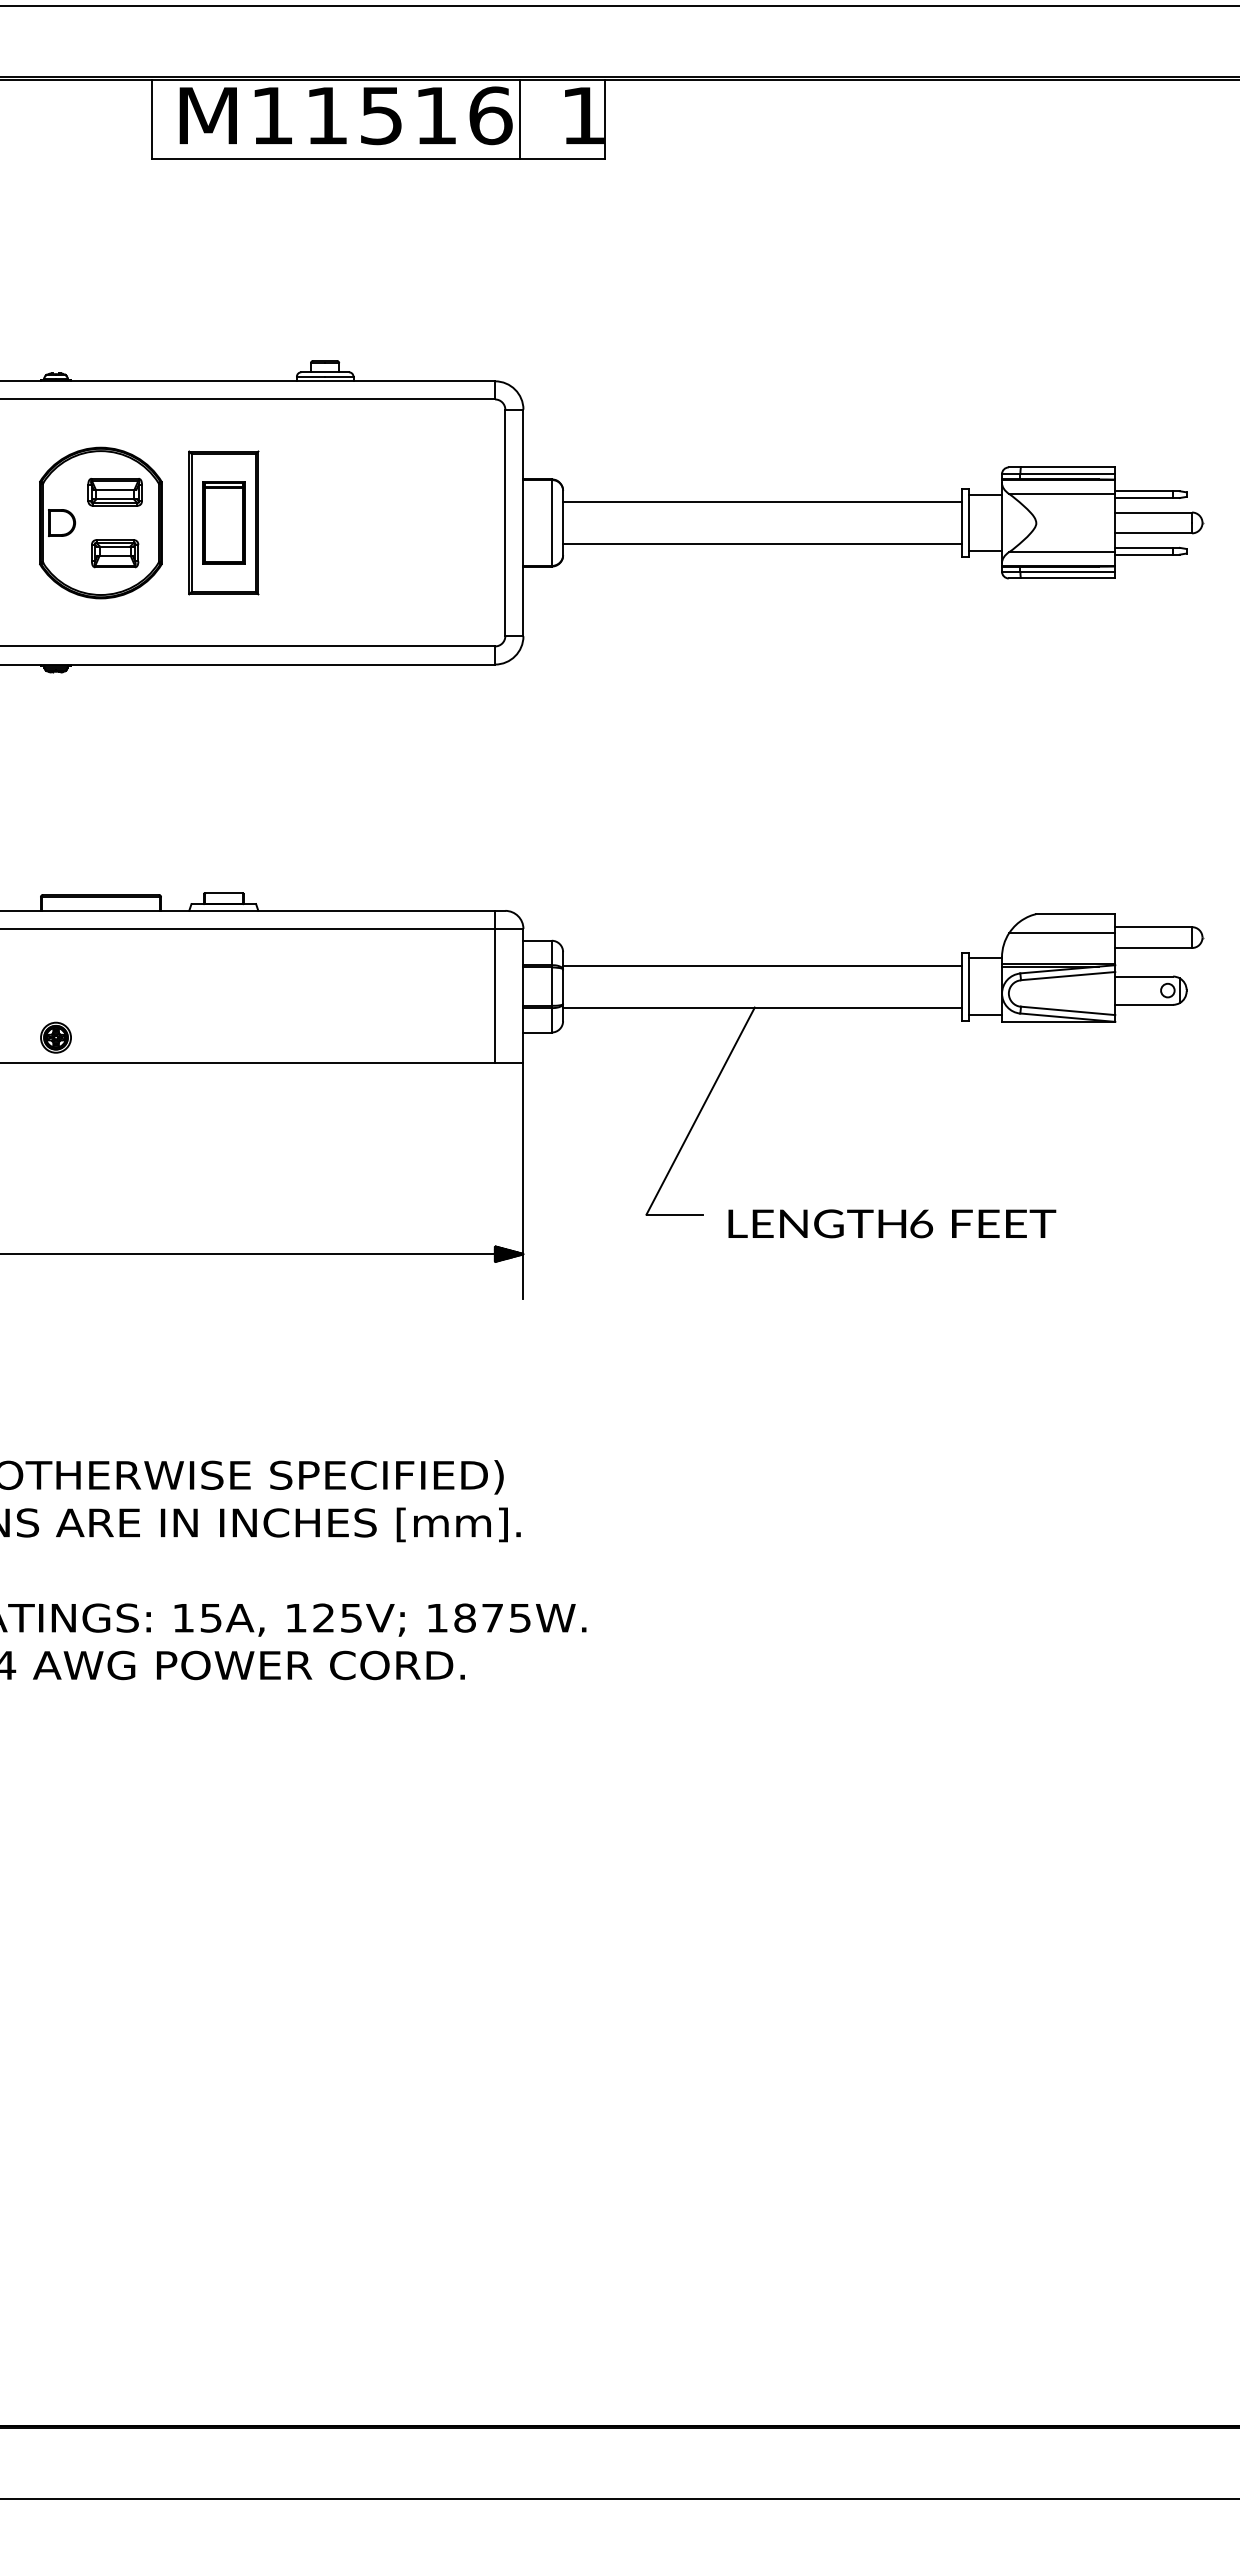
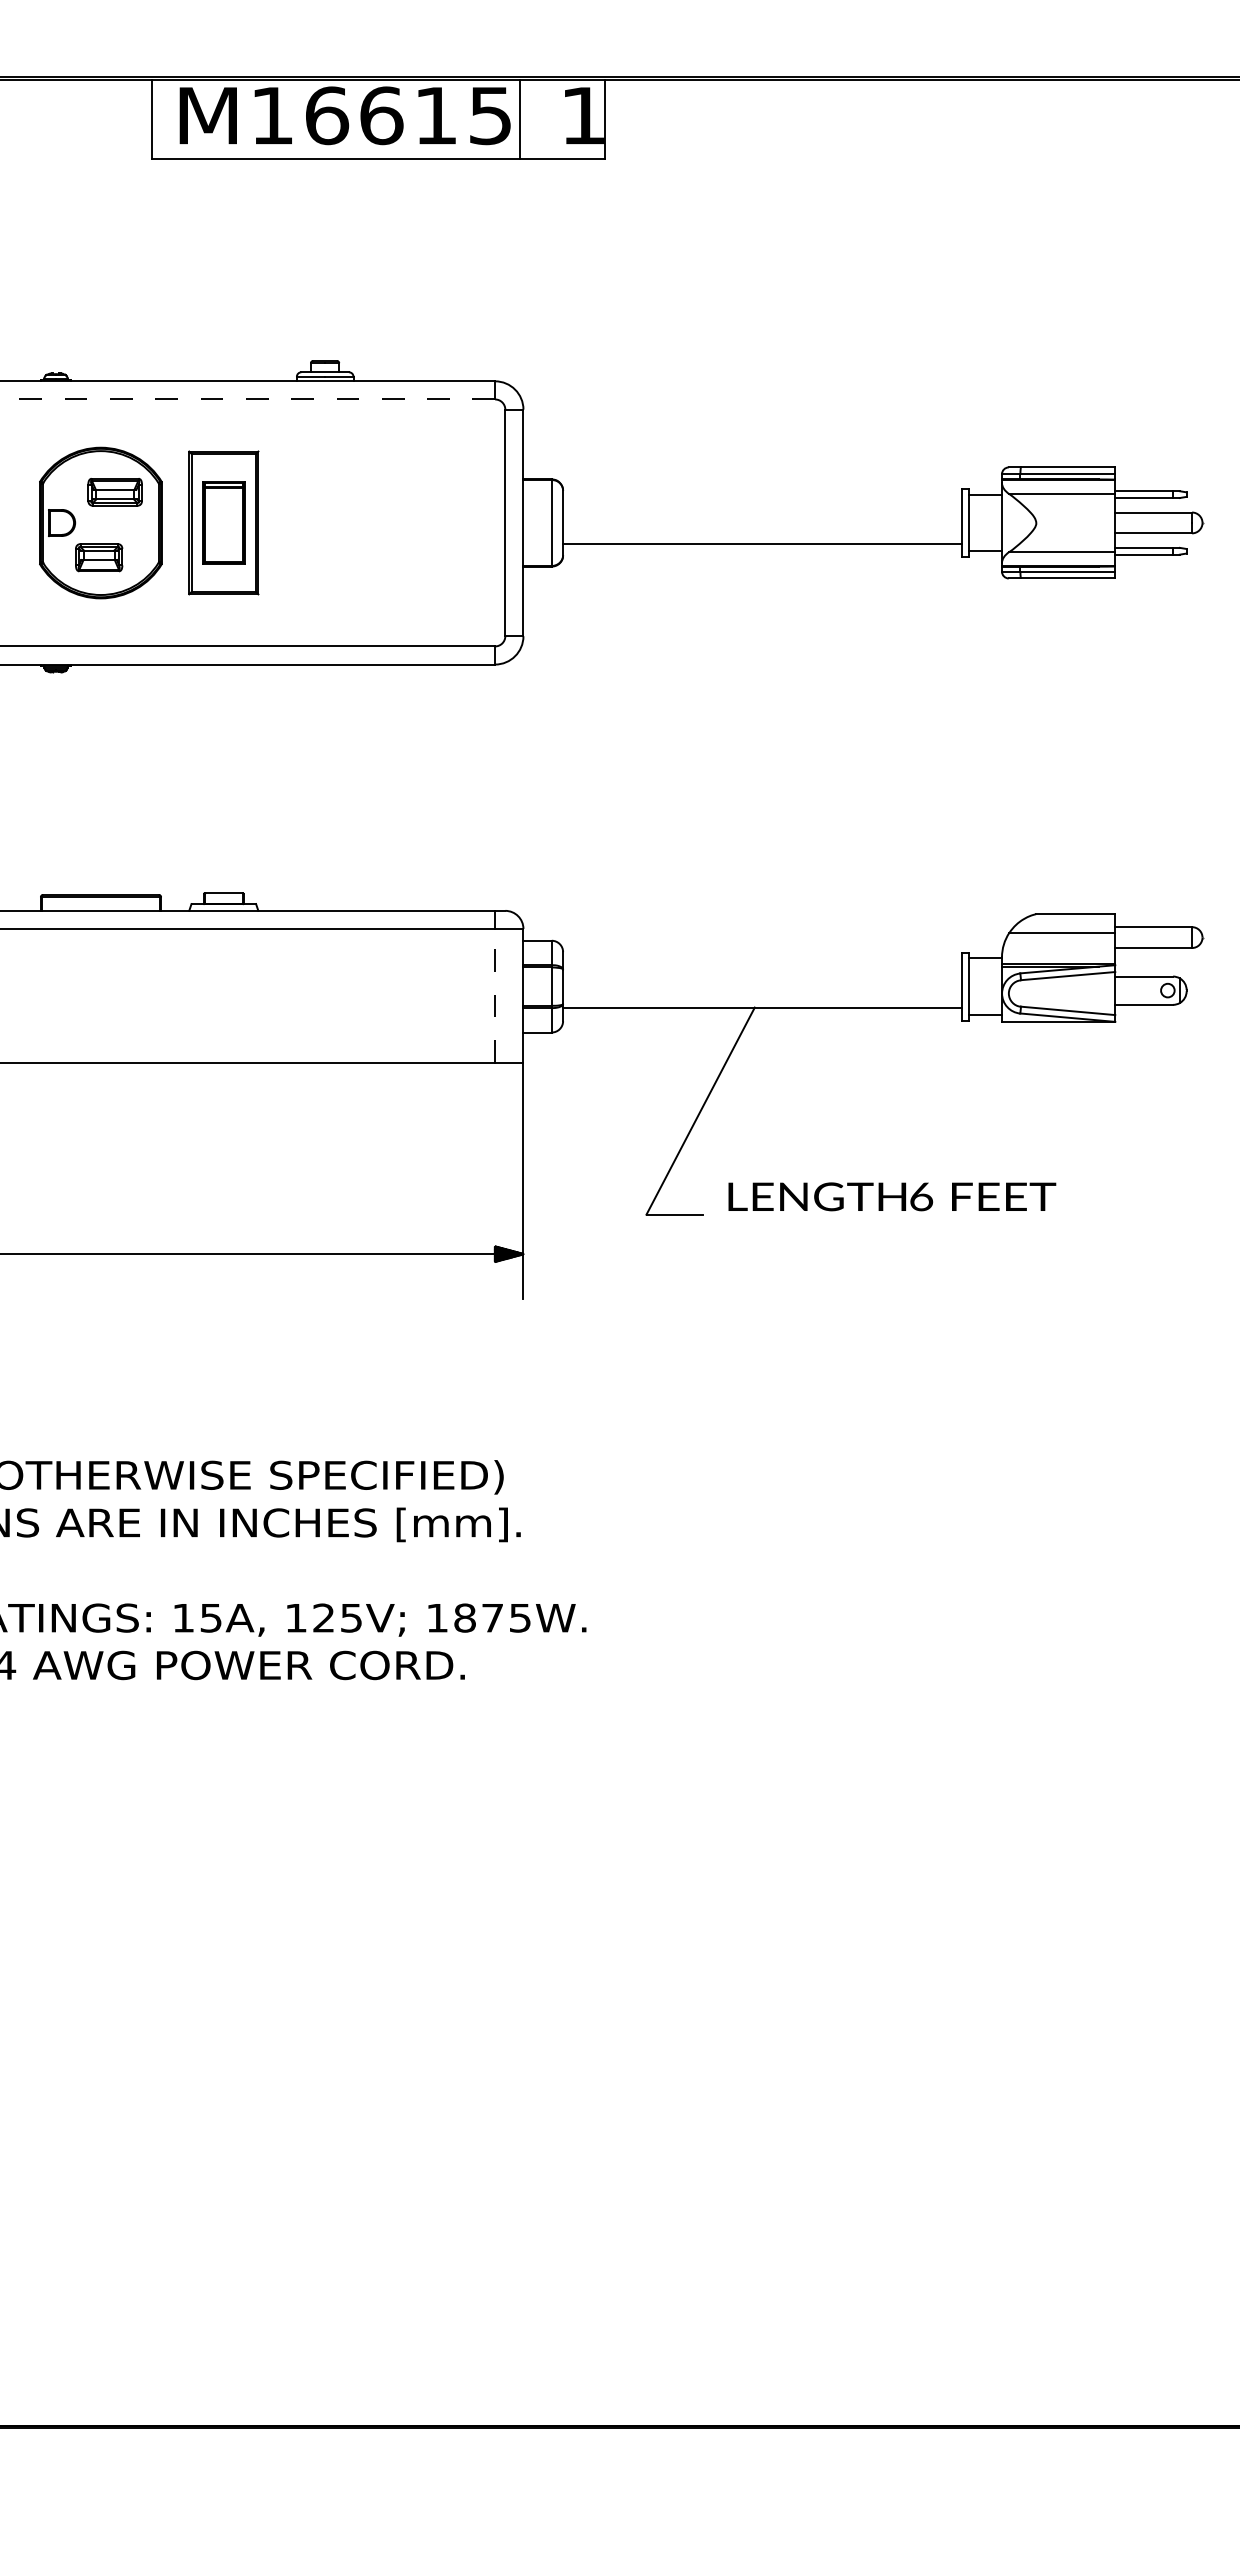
line: present -> none (619, 6)
text: M11516 -> M16615 (409, 115)
line: solid -> dashed (247, 399)
line: present -> none (762, 502)
part position: (115, 553) -> (99, 557) (99, 557)
line: present -> none (762, 965)
line: solid -> dashed (495, 995)
part: present -> none (55, 1037)
text position: (892, 1223) -> (892, 1196) (892, 1196)
line: present -> none (619, 2498)
